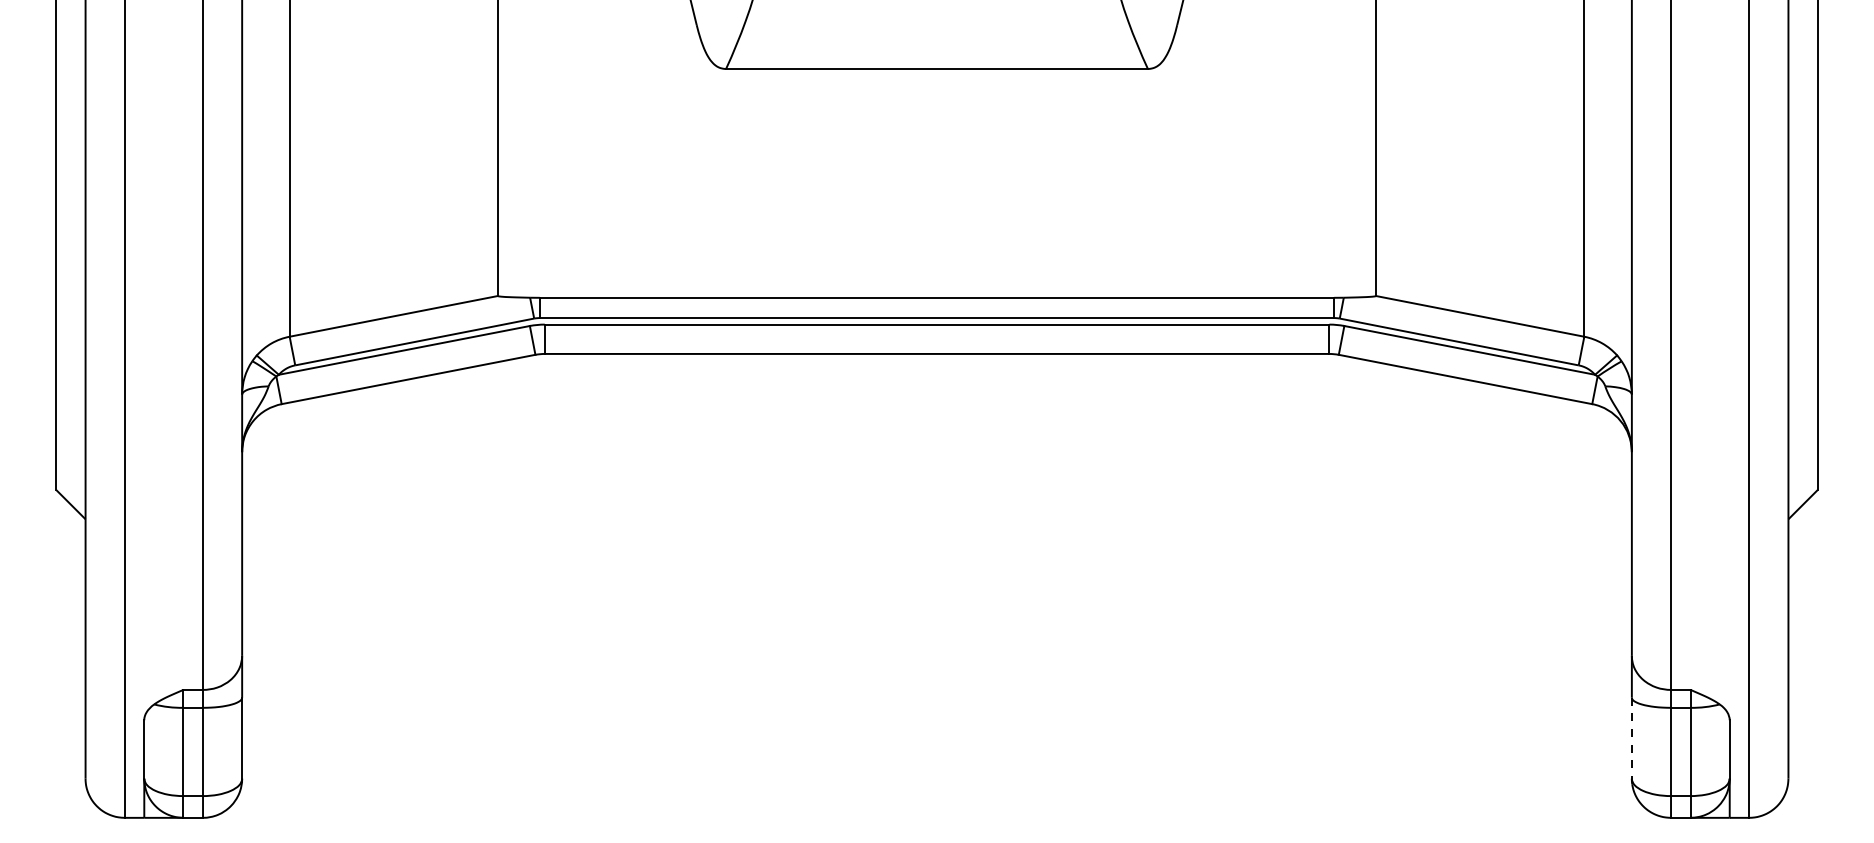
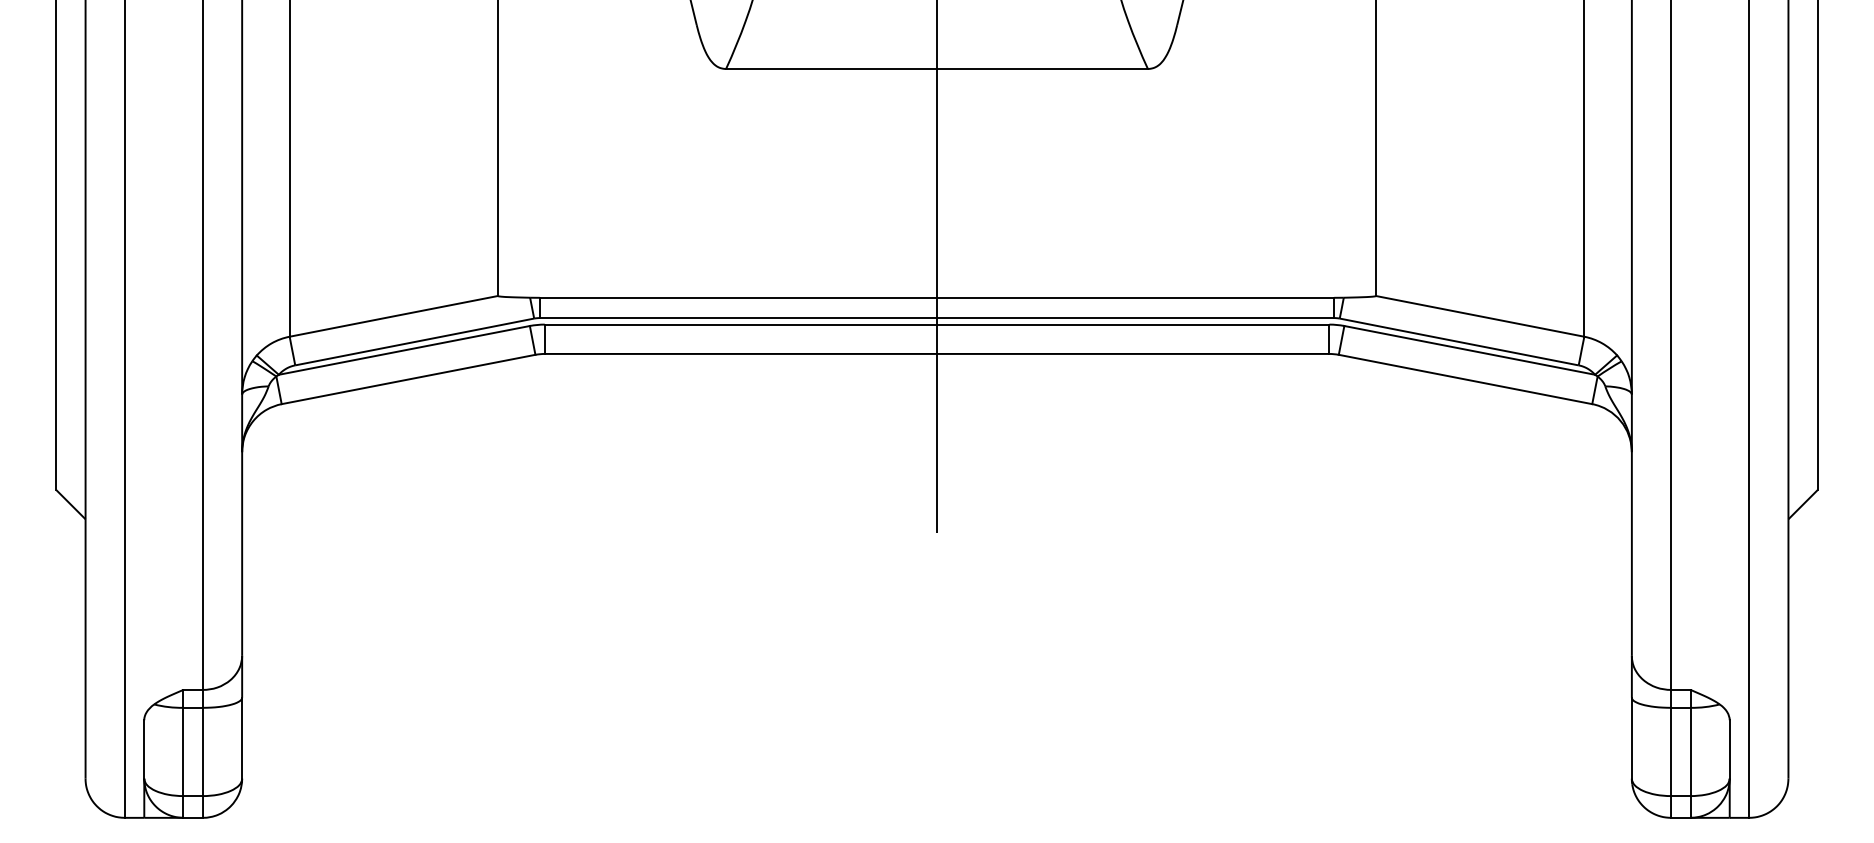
line: none -> present (937, 267)
line: dashed -> solid (1631, 738)
